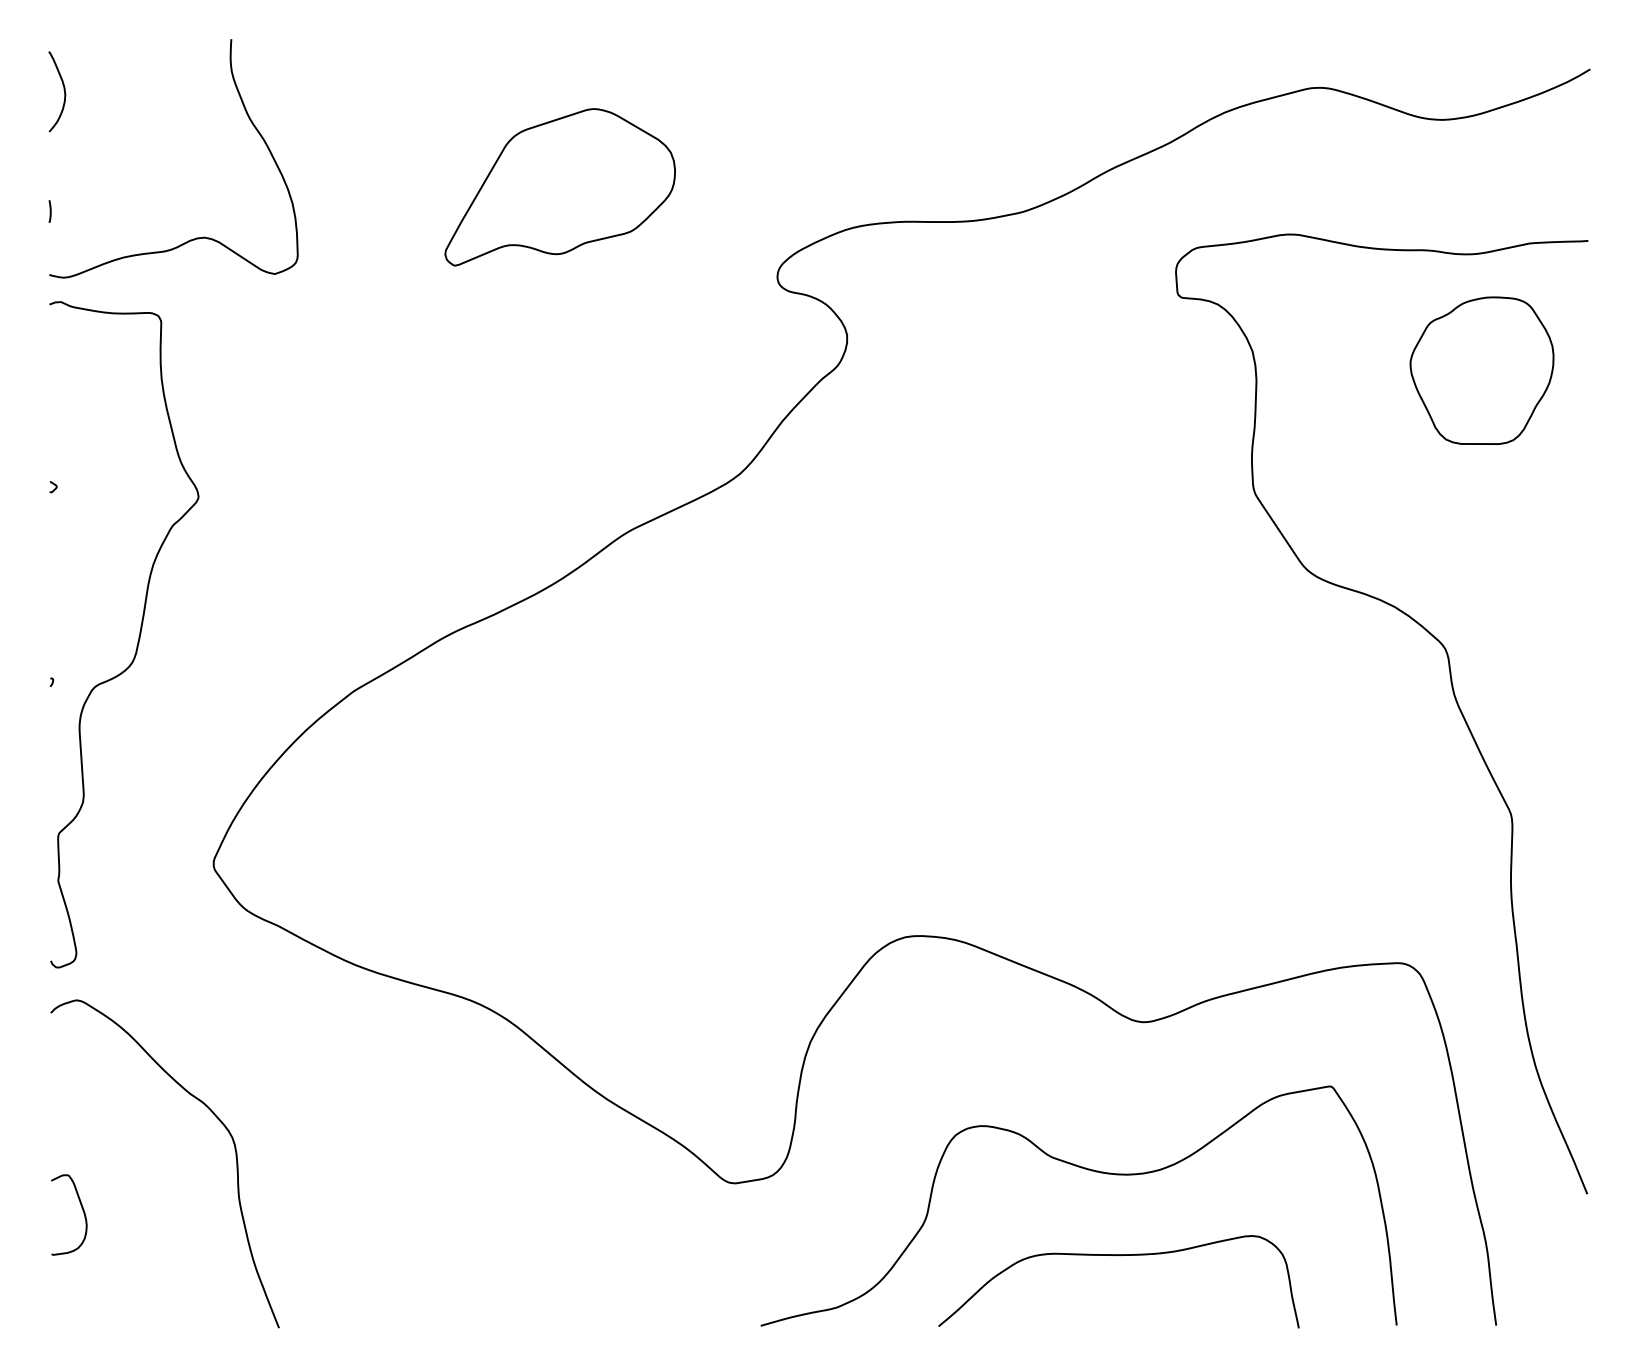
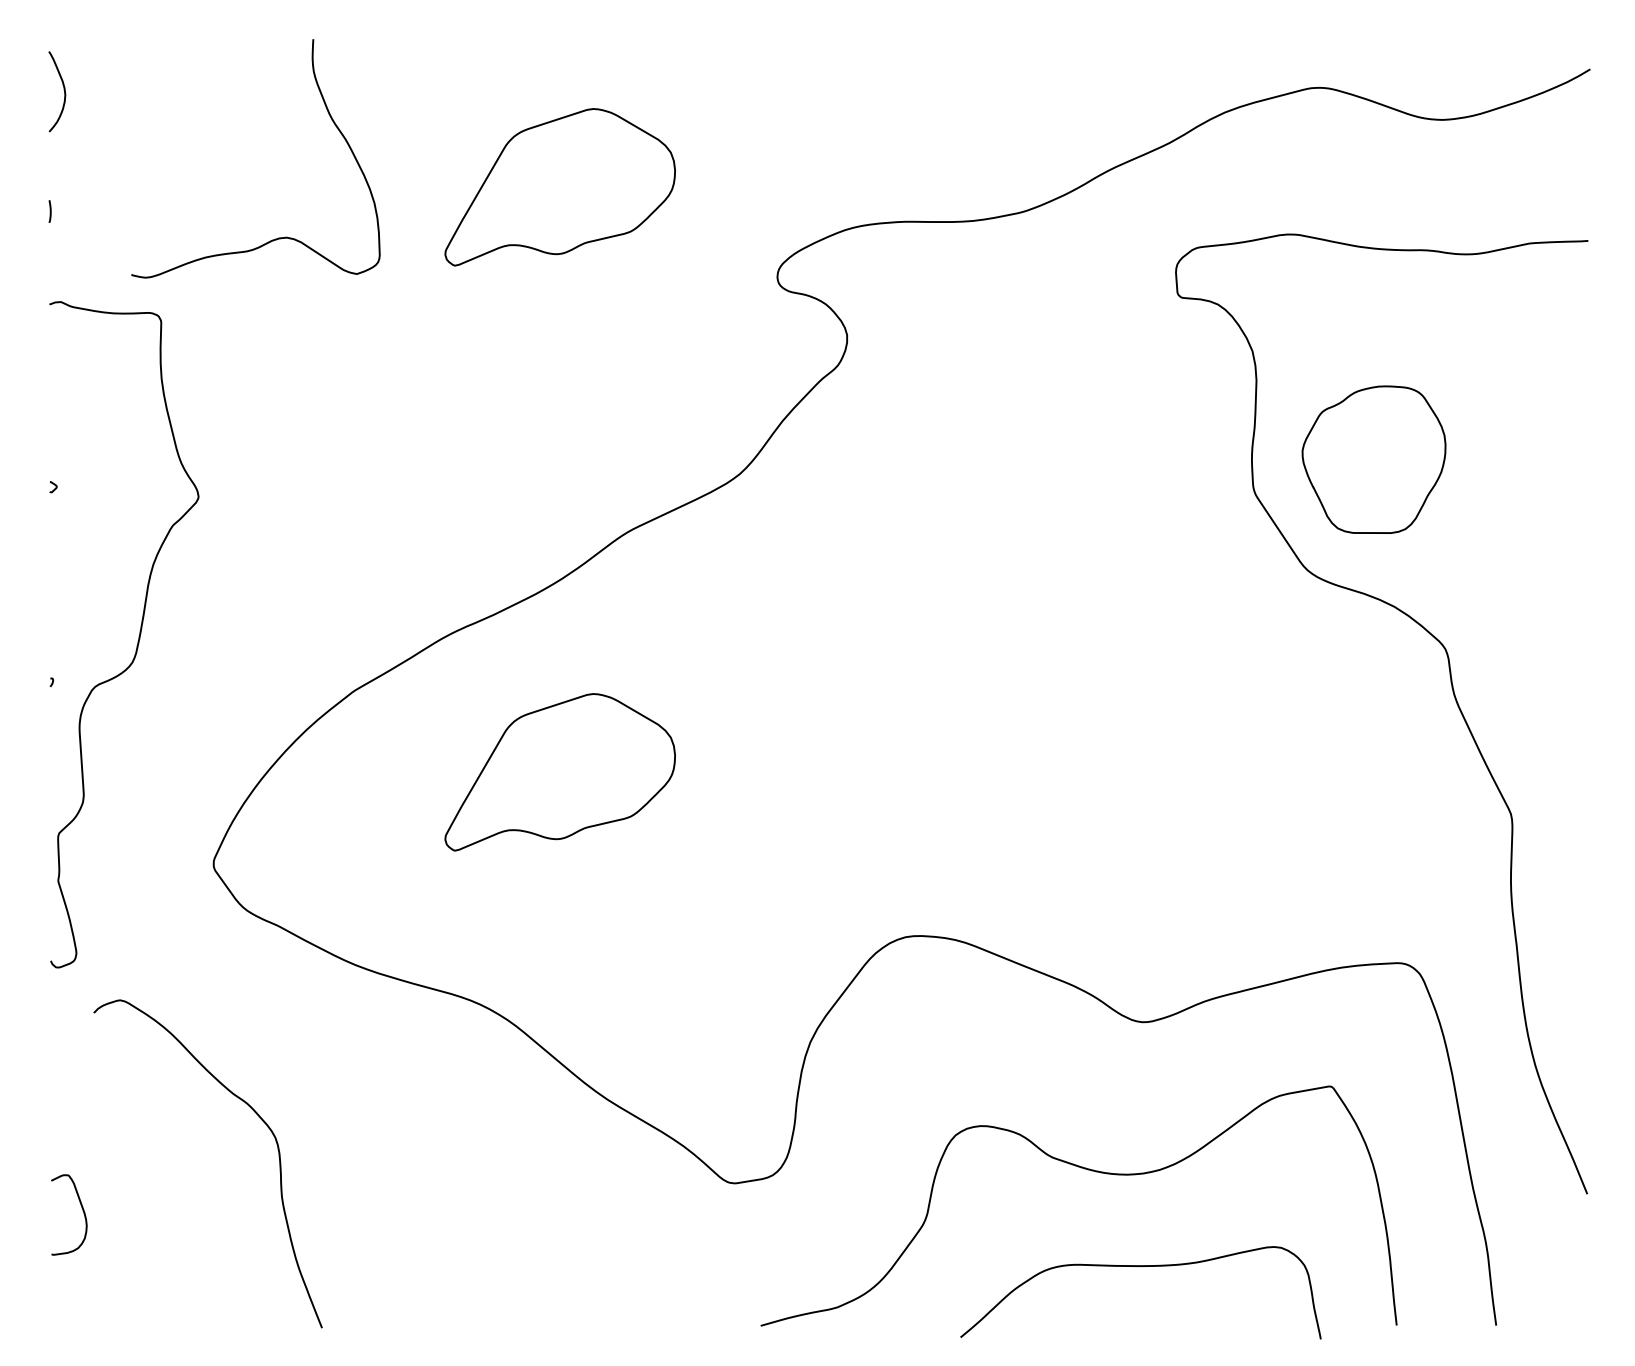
curve position: (196, 237) -> (278, 237) (278, 237)
part position: (1481, 370) -> (1373, 459) (1373, 459)
part: none -> present (559, 772)
curve position: (217, 1119) -> (260, 1119) (260, 1119)
curve position: (1118, 1255) -> (1140, 1266) (1140, 1266)
